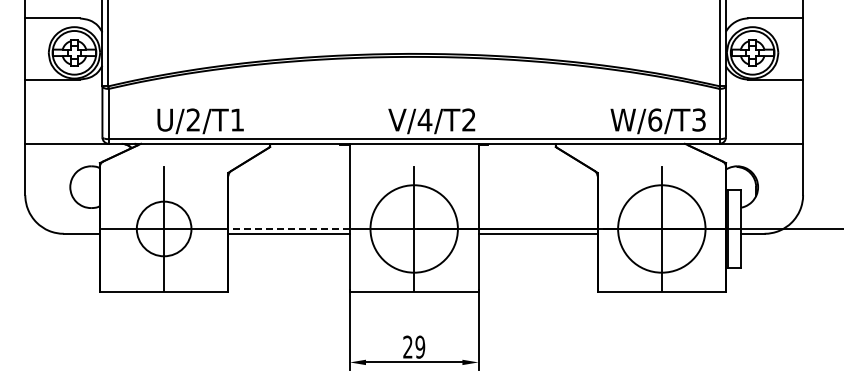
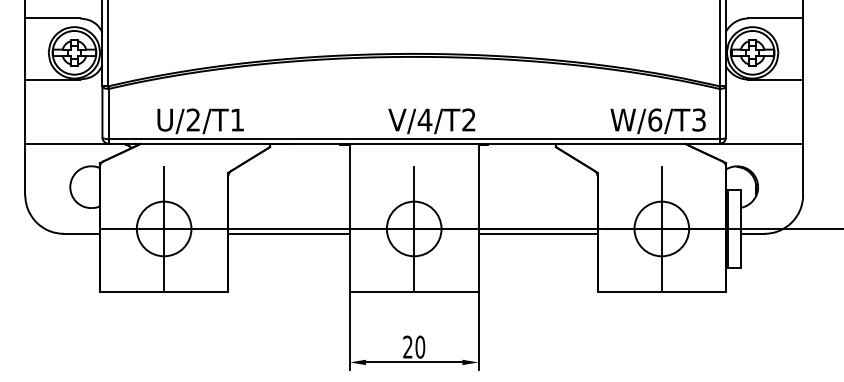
line: dashed -> solid (289, 228)
circle diameter: 87 px -> 55 px (413, 228)
circle diameter: 87 px -> 55 px (661, 228)
text: 29 -> 20 (420, 347)
